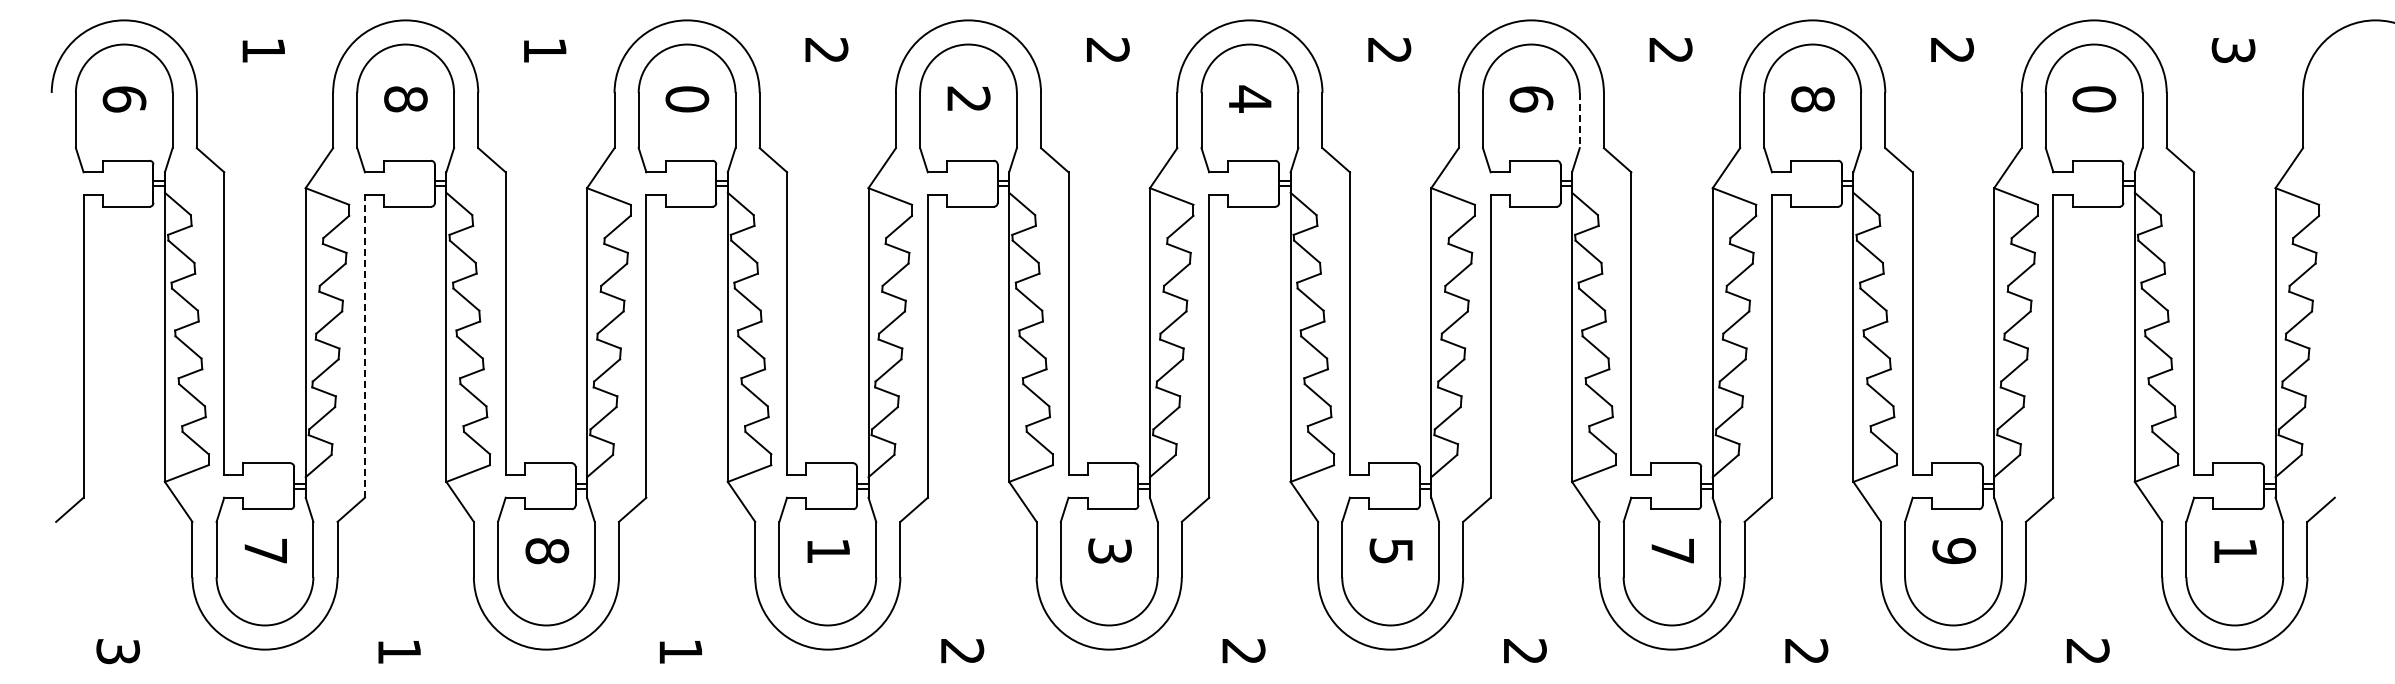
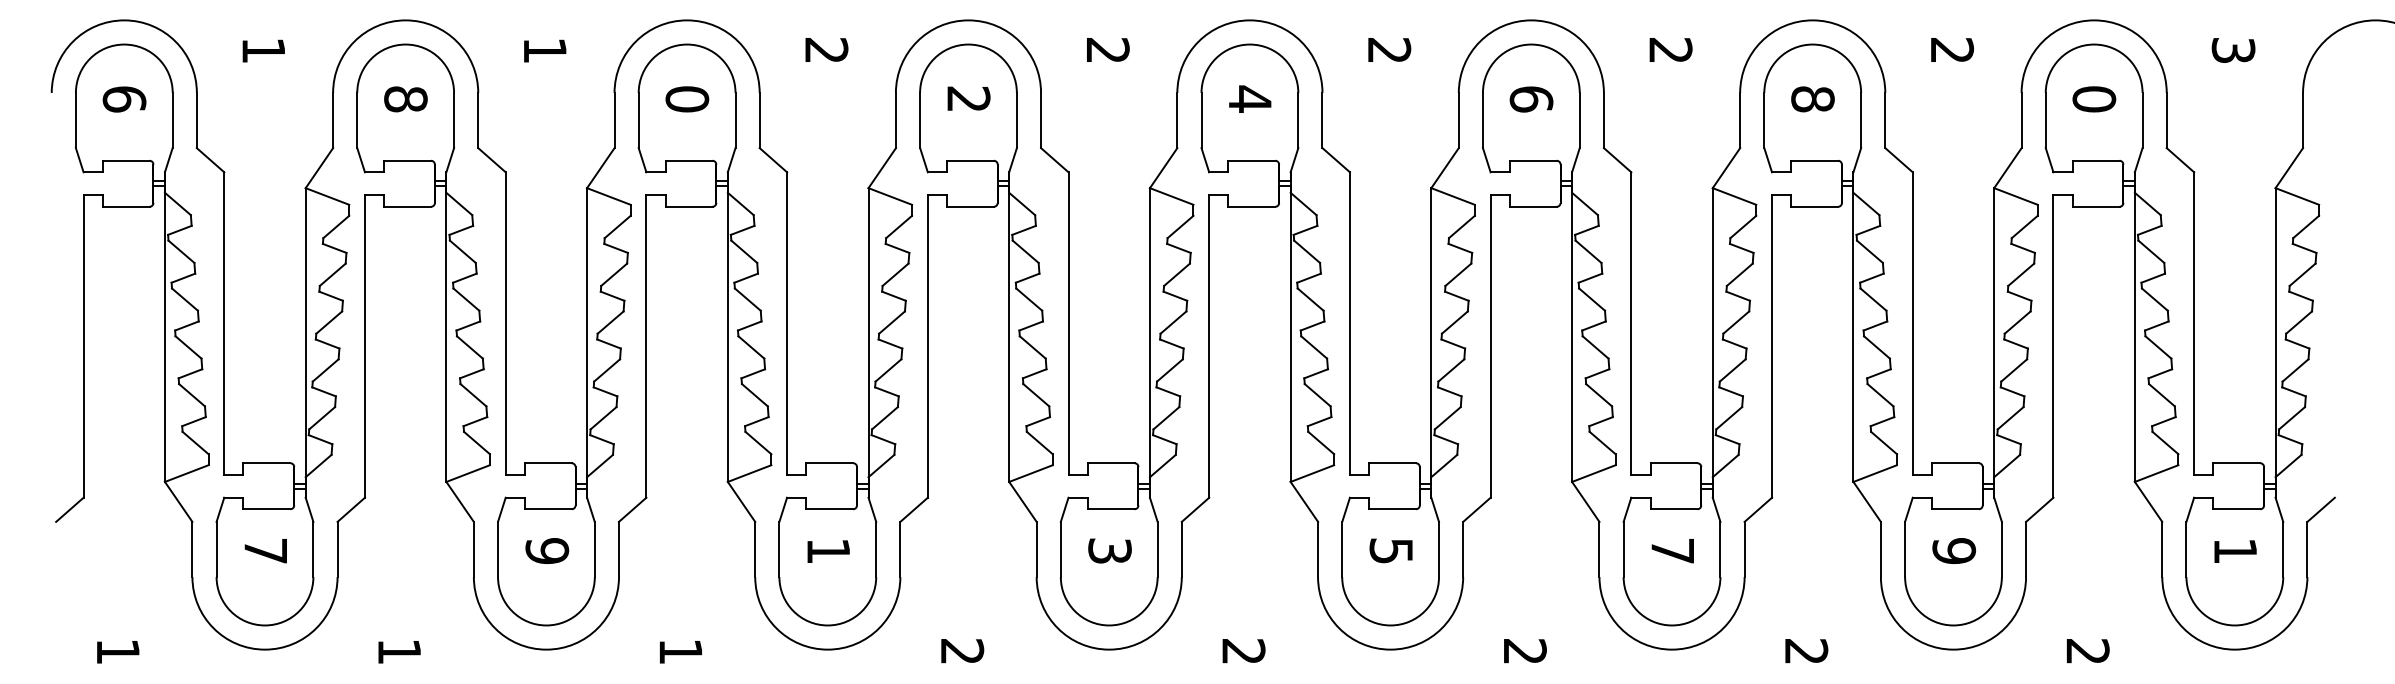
line: dashed -> solid (1579, 120)
line: dashed -> solid (364, 346)
text: 8 -> 9 (546, 551)
text: 3 -> 1 (118, 651)
